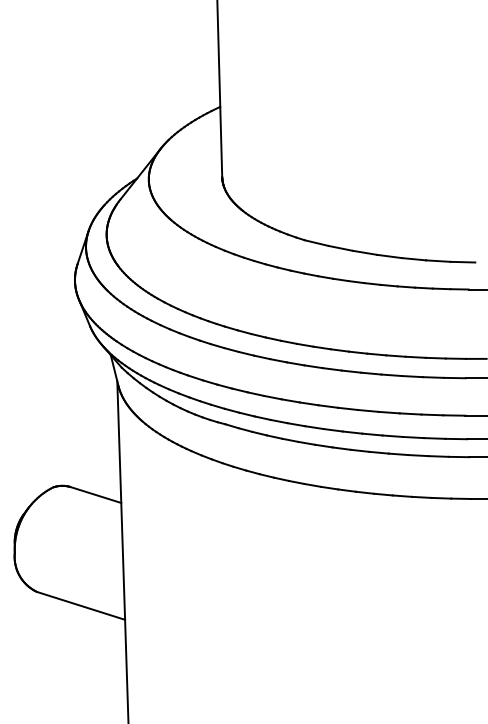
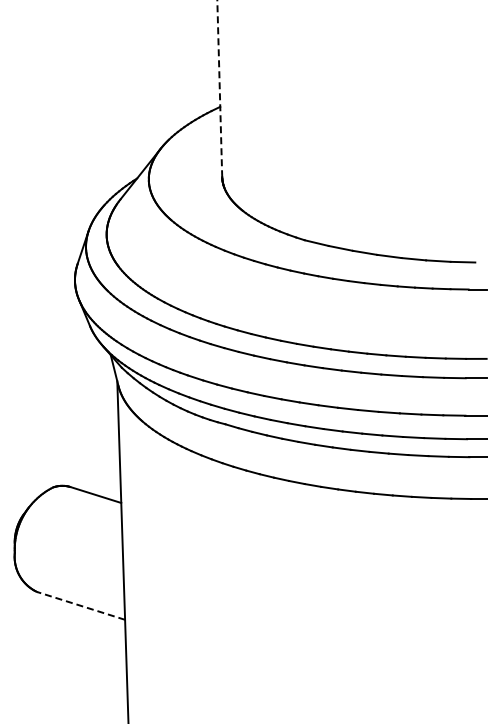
line: solid -> dashed (219, 88)
line: solid -> dashed (80, 605)
